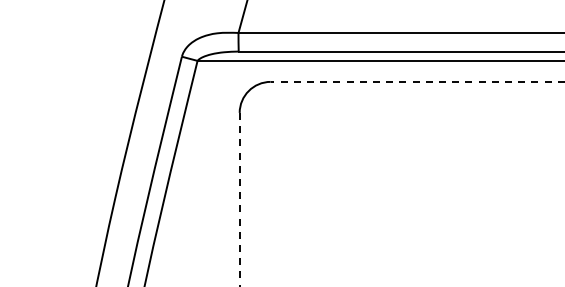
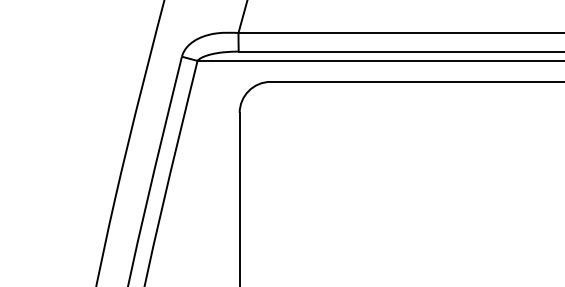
line: dashed -> solid (417, 81)
line: dashed -> solid (239, 199)
